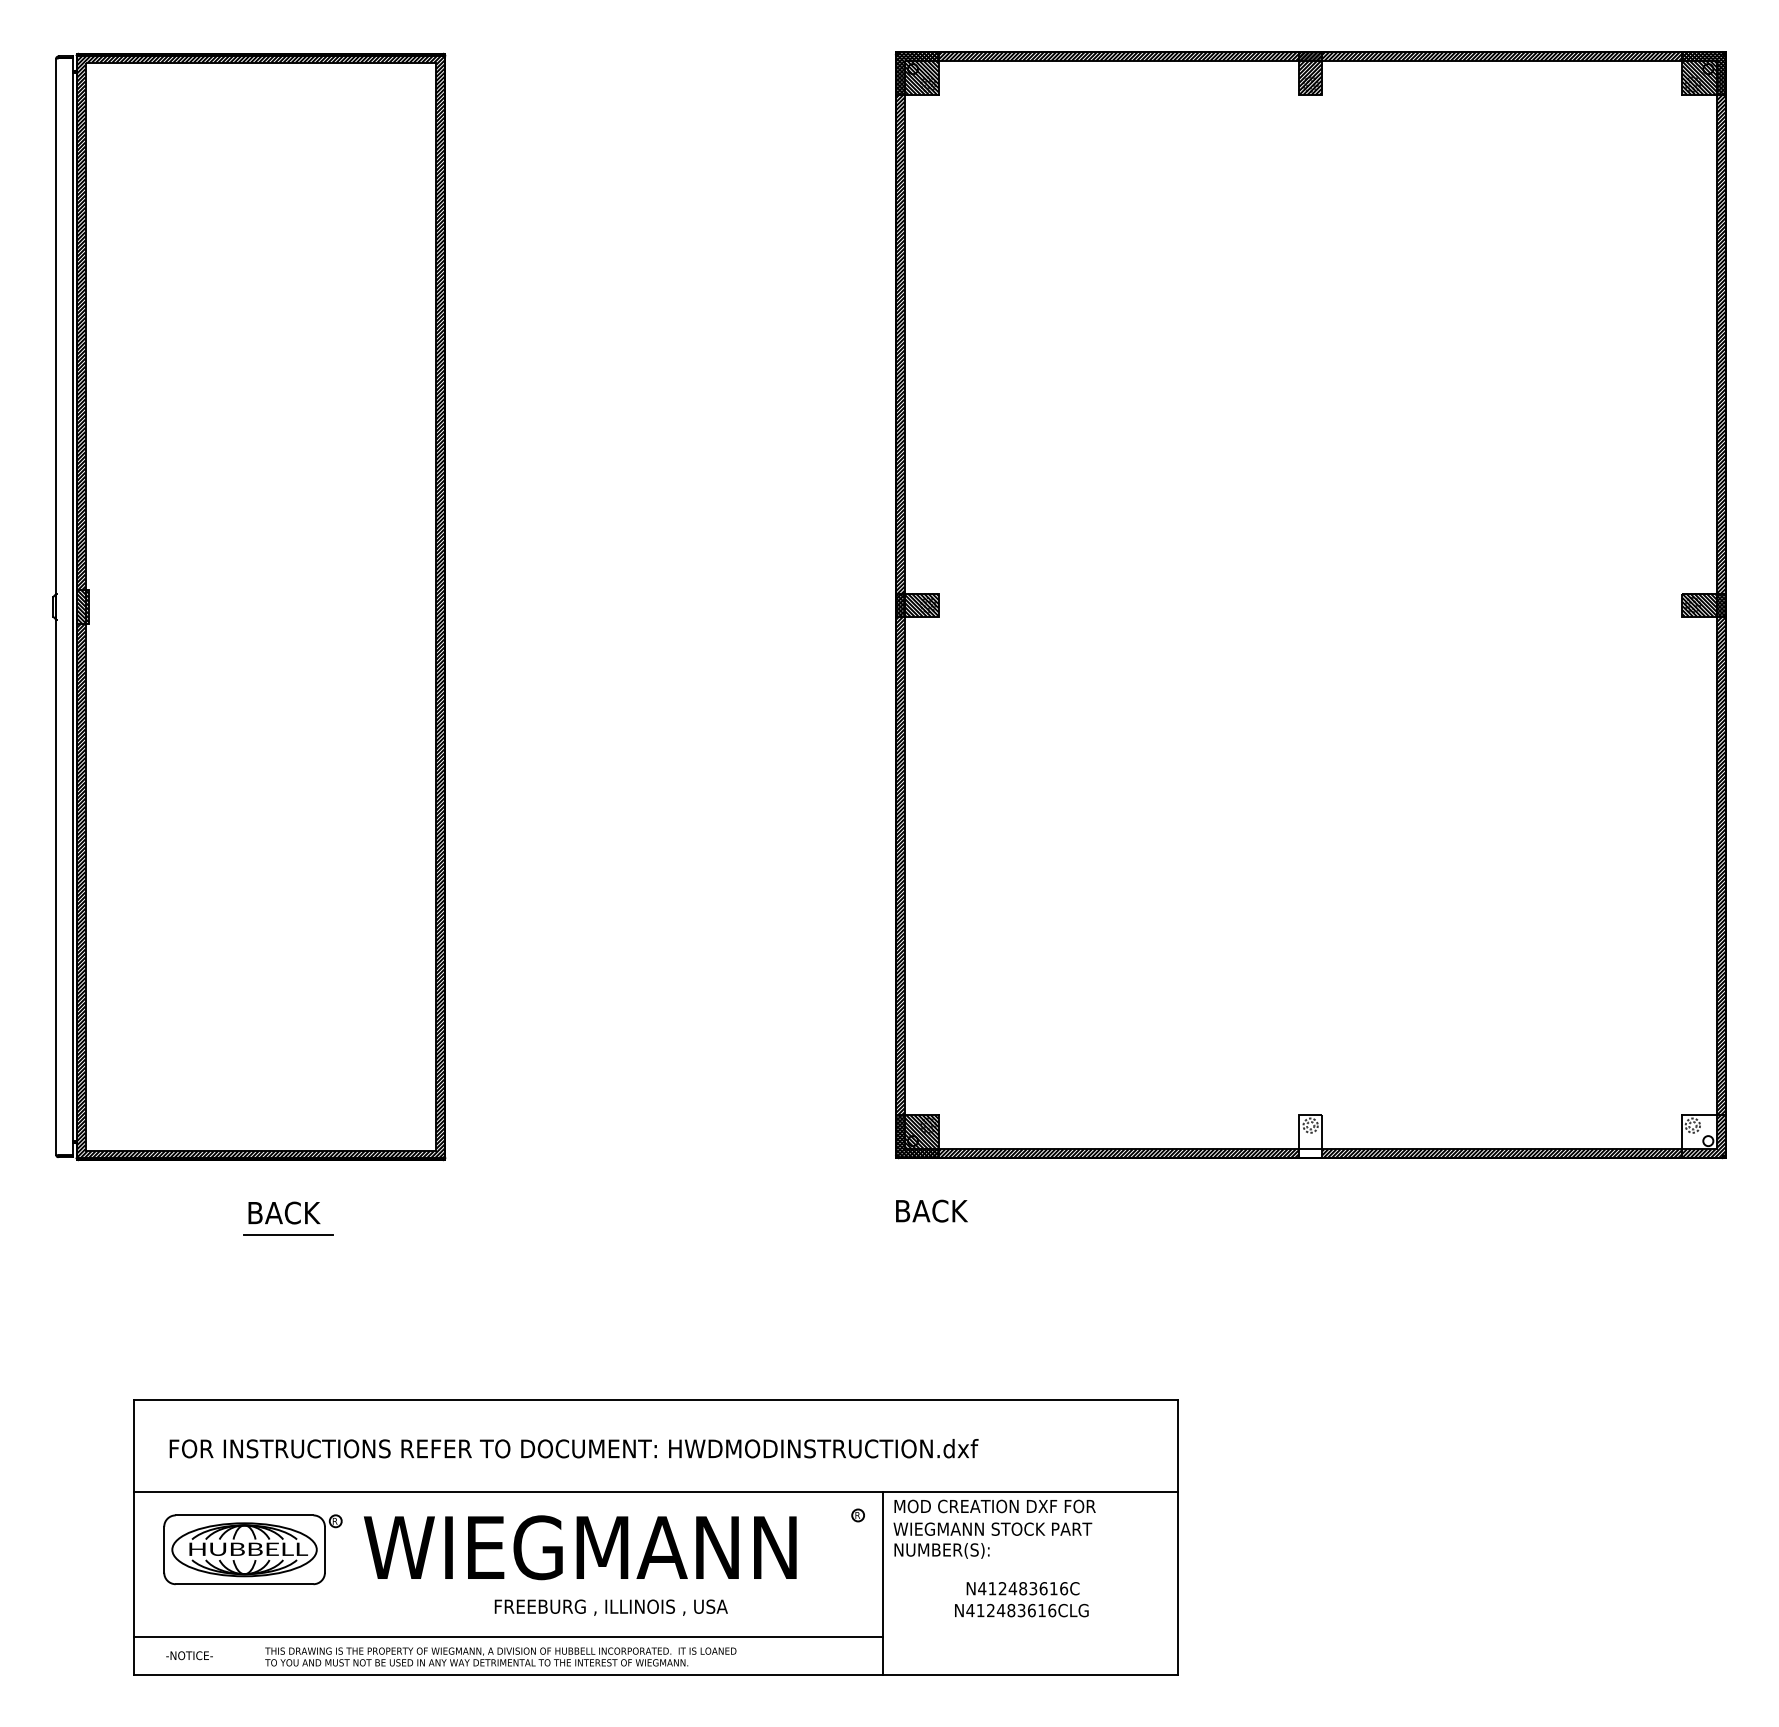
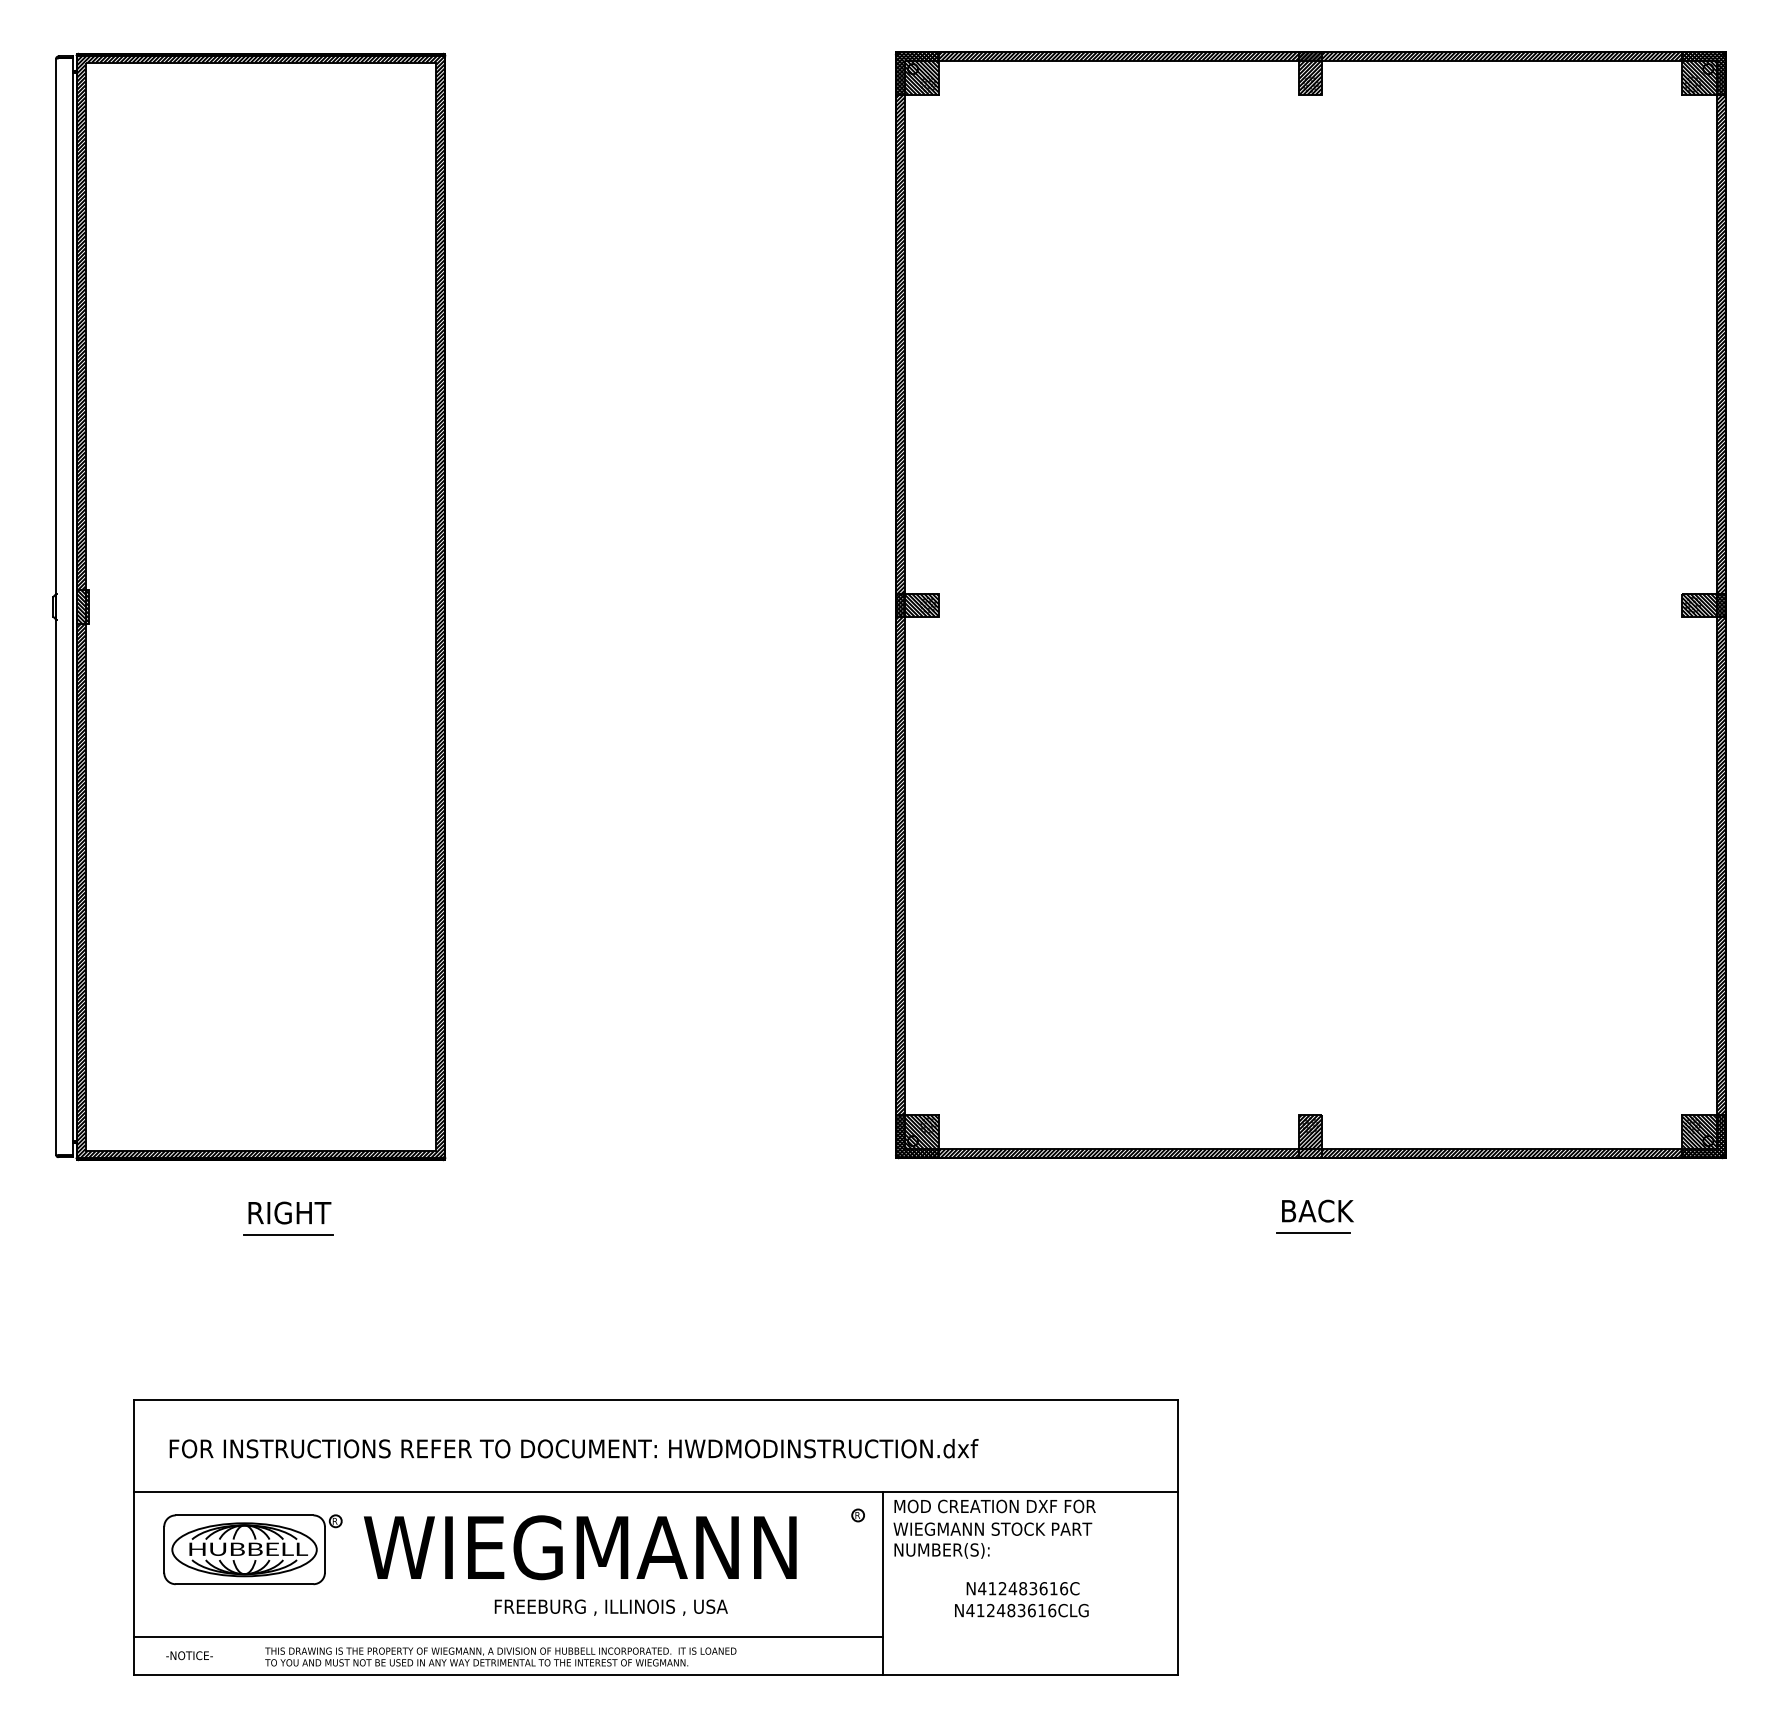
hatch: none -> present (1310, 1136)
hatch: none -> present (1703, 1136)
text position: (931, 1210) -> (1317, 1210) (1317, 1210)
text: BACK -> RIGHT (291, 1212)
line: none -> present (1313, 1233)
